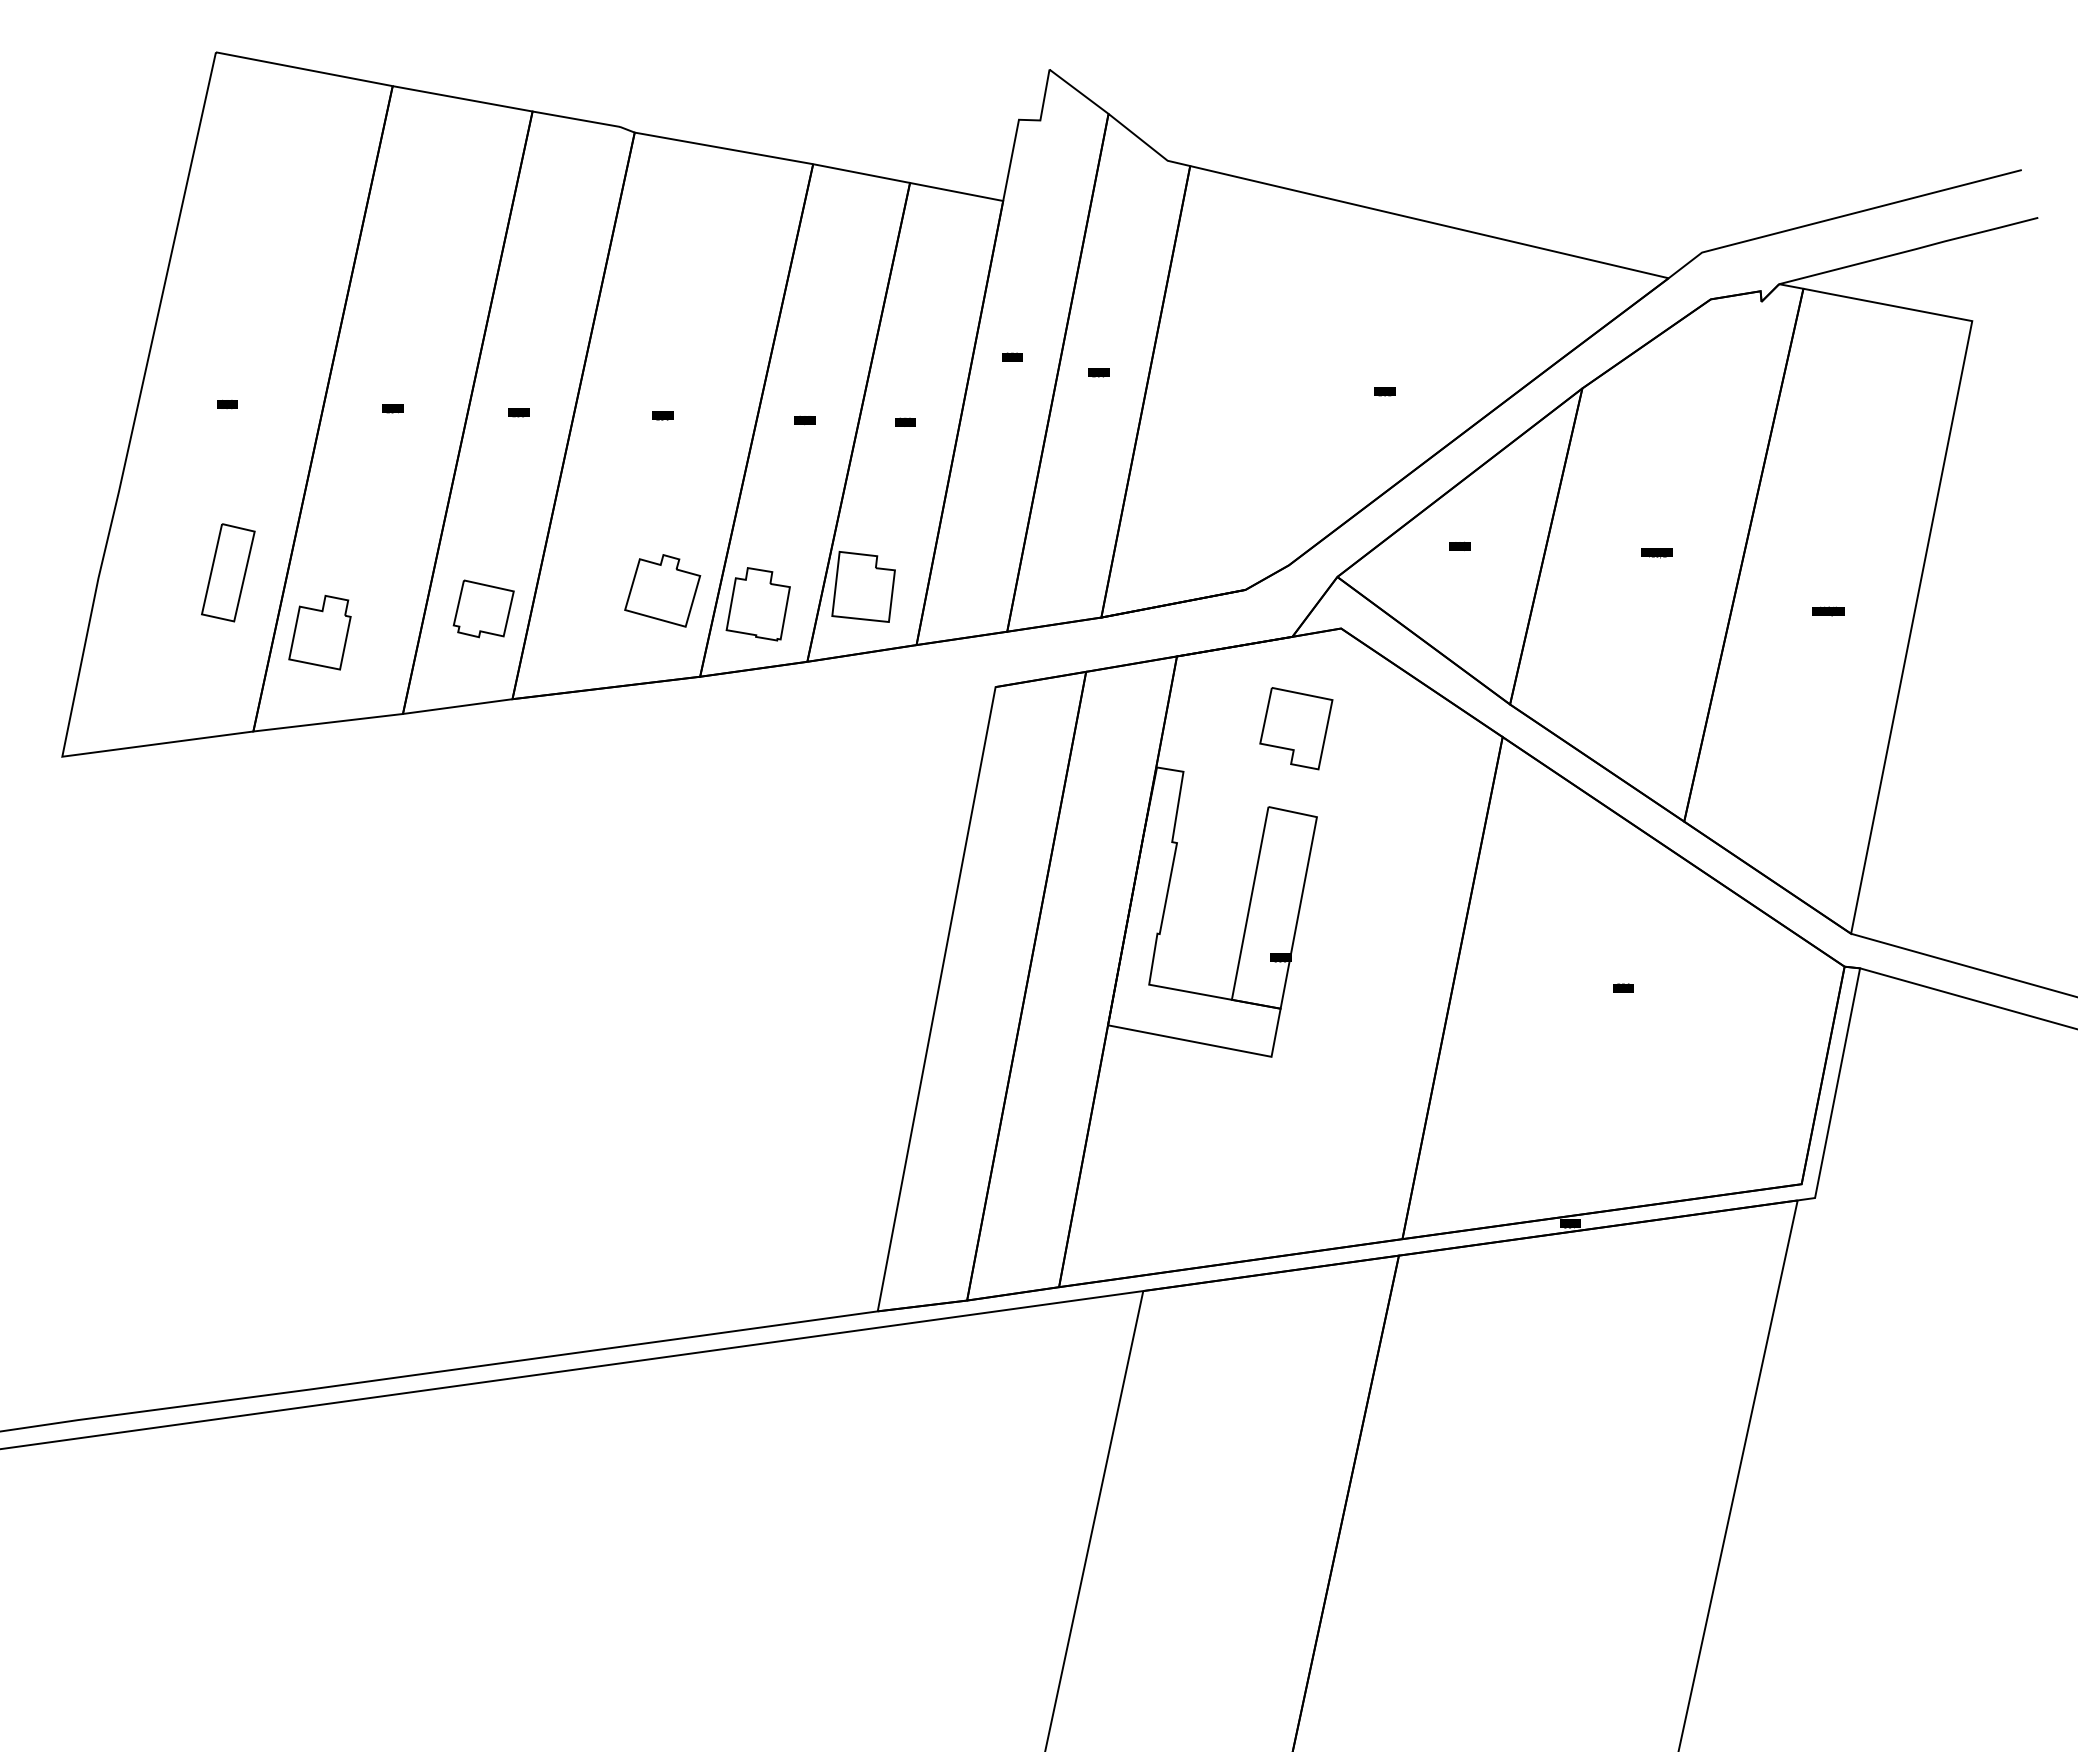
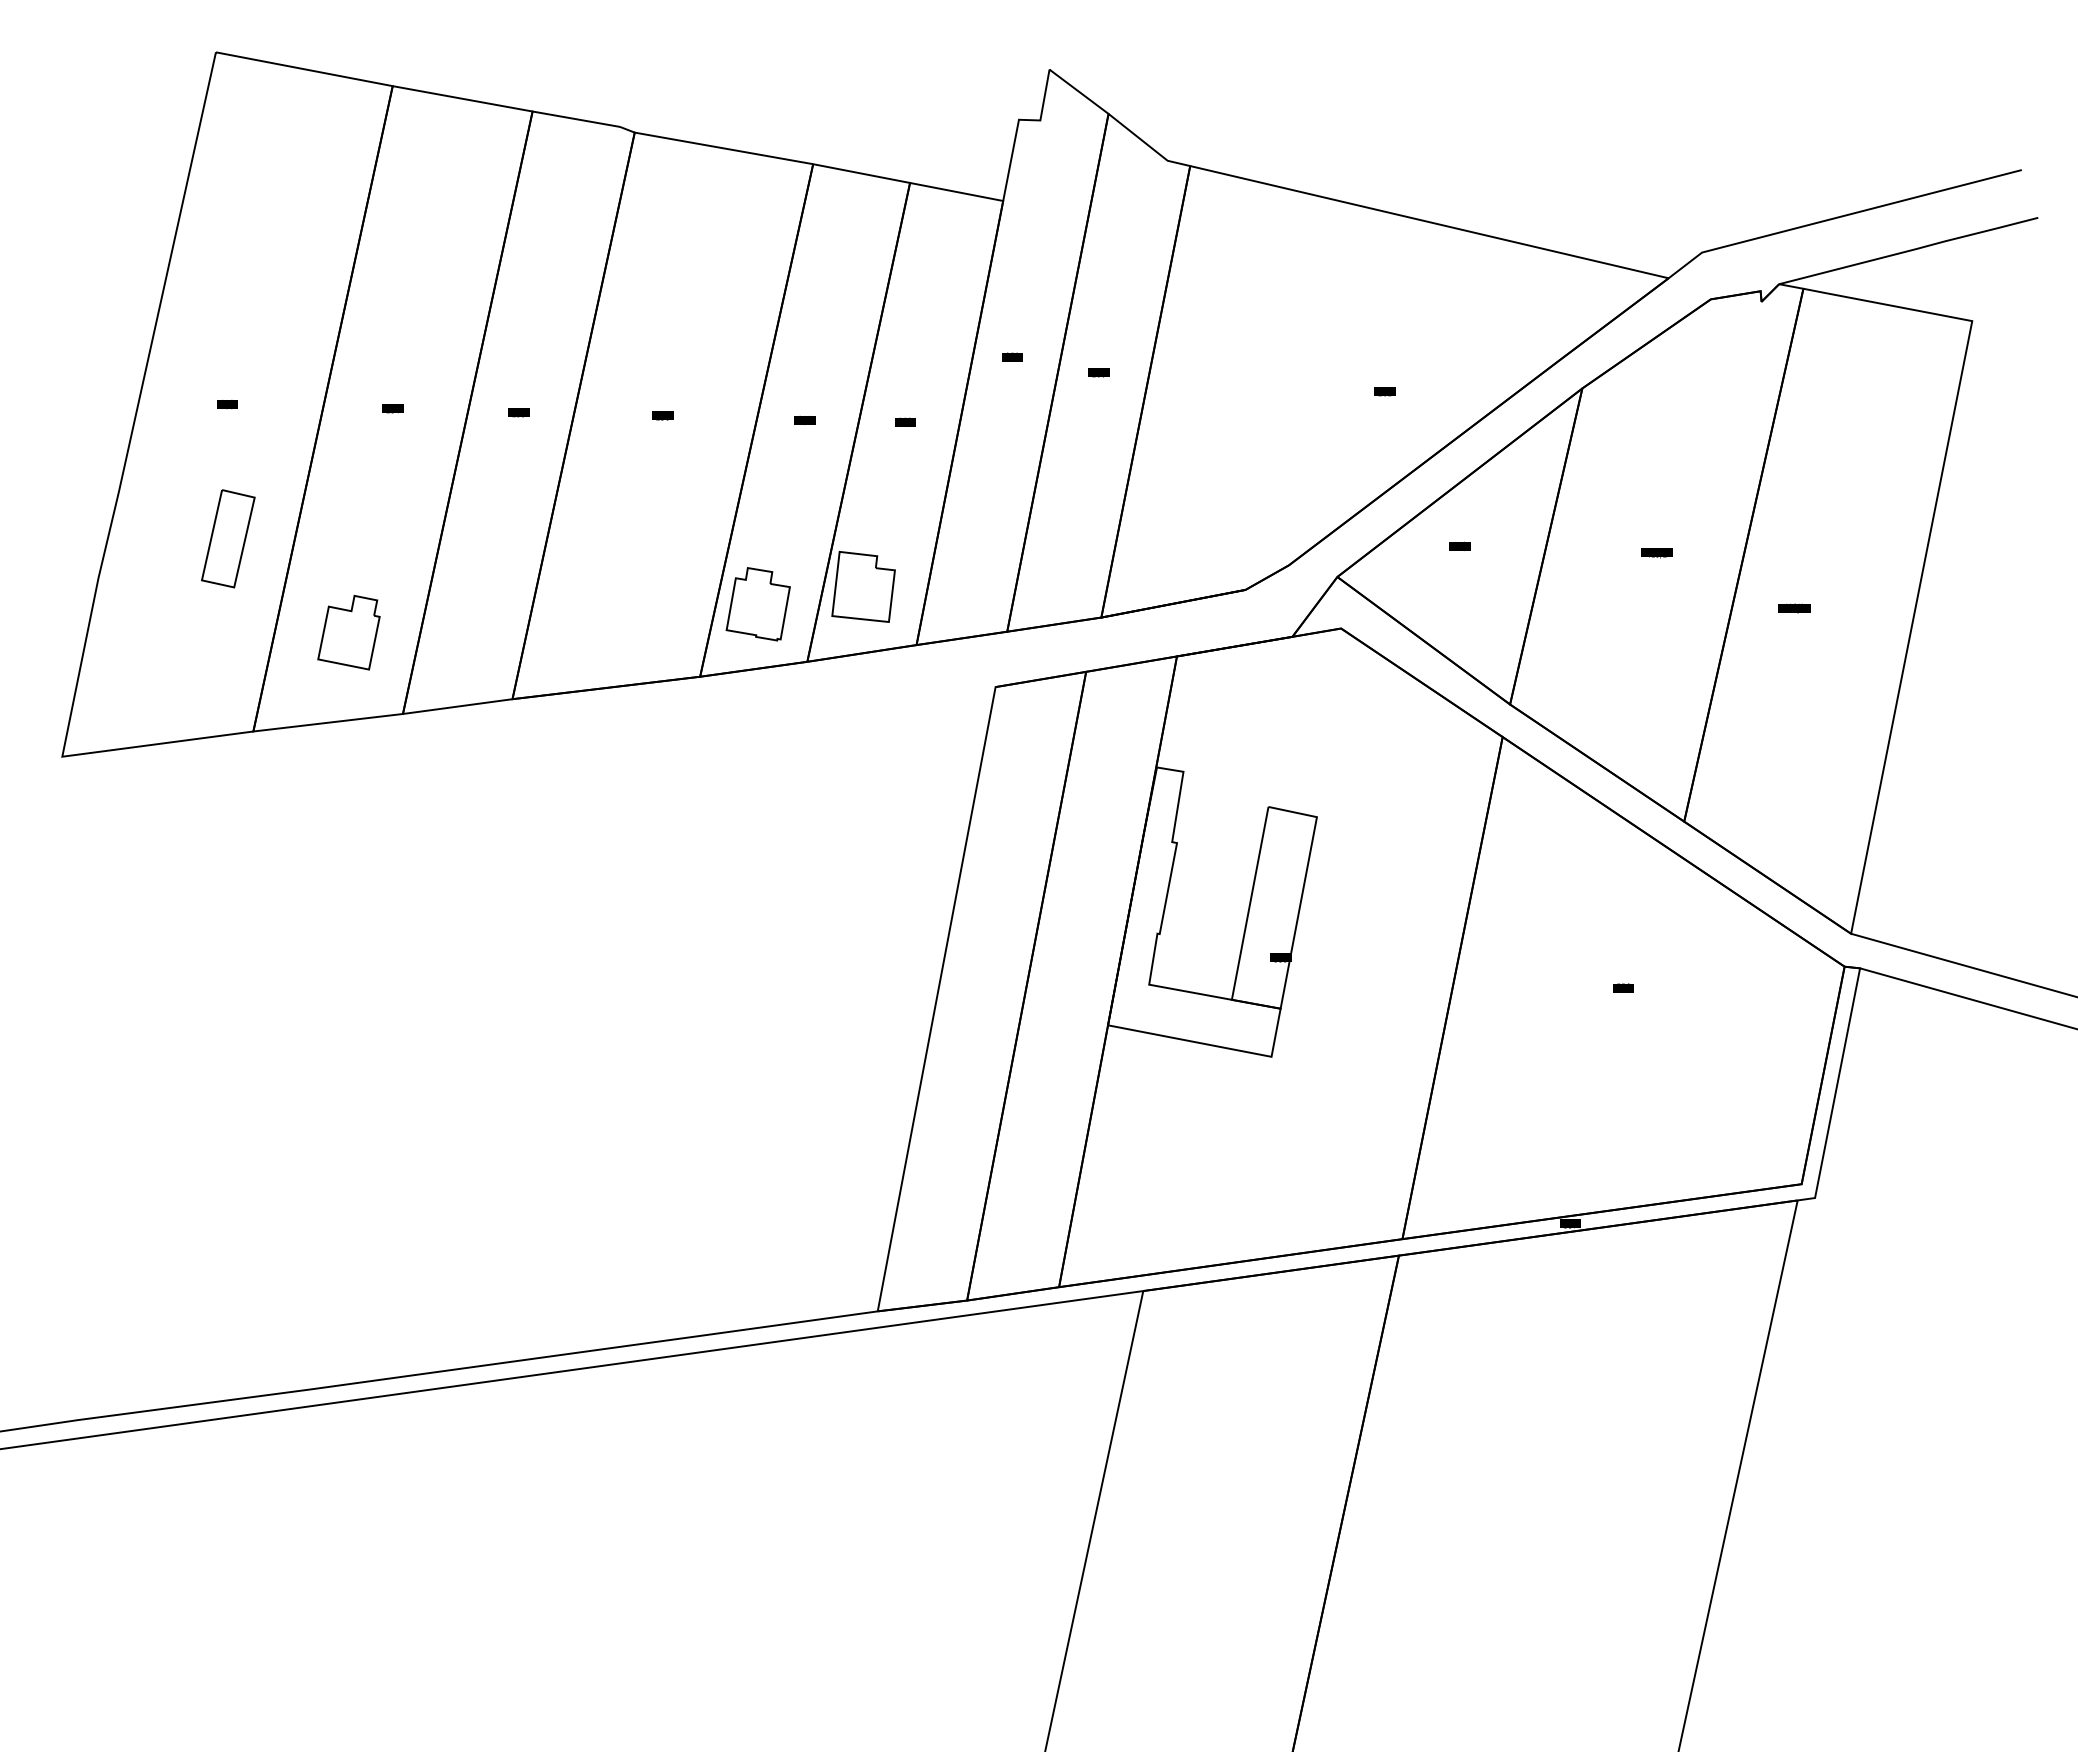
part position: (228, 572) -> (228, 538) (228, 538)
part: present -> none (662, 590)
part: present -> none (483, 608)
text position: (1828, 611) -> (1794, 608) (1794, 608)
part position: (319, 632) -> (348, 632) (348, 632)
part: present -> none (1296, 728)
